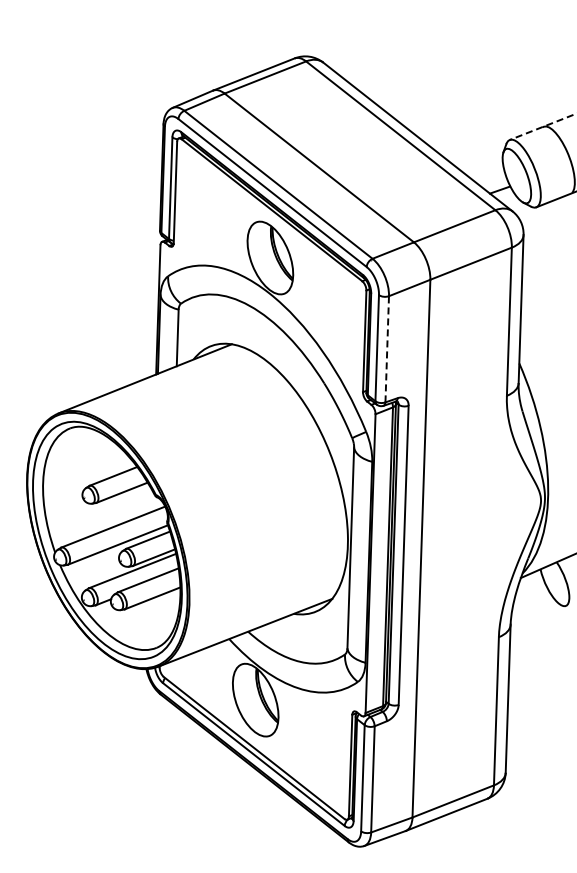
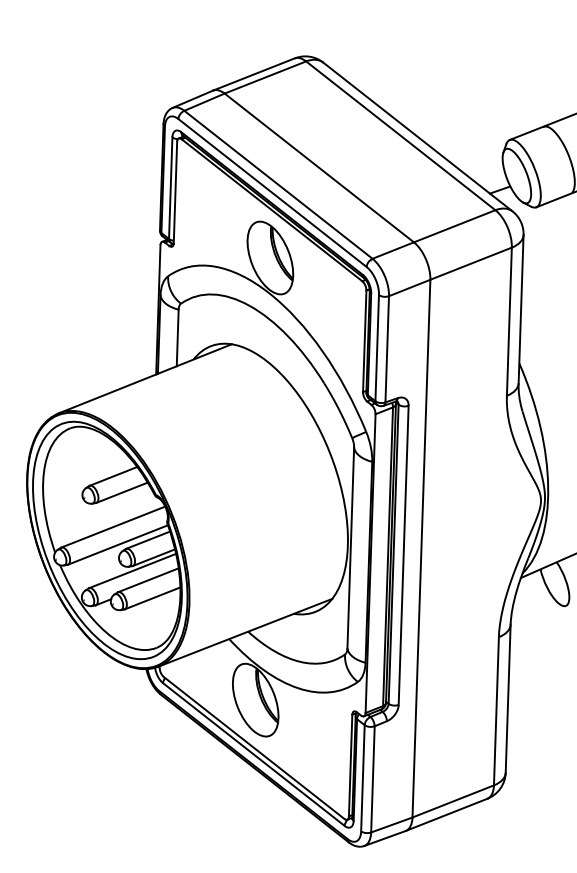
line: dashed -> solid (543, 126)
line: dashed -> solid (387, 348)
